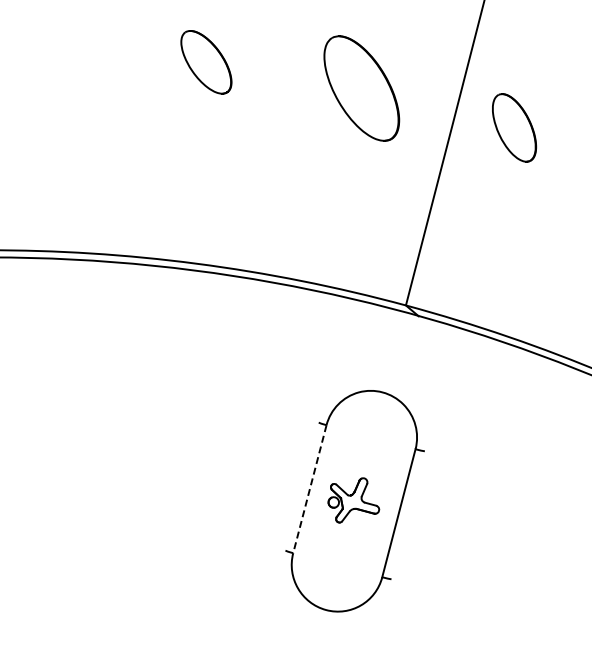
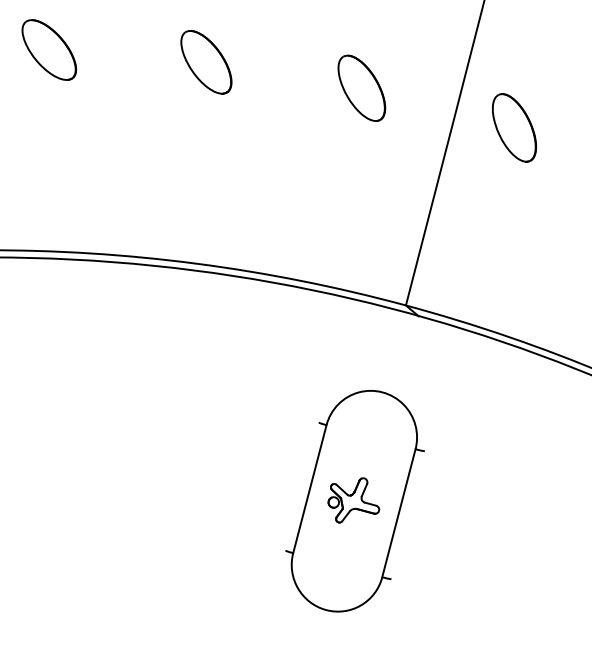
part: none -> present (49, 49)
part size: 78x107 px -> 50x68 px (361, 87)
line: dashed -> solid (309, 489)
